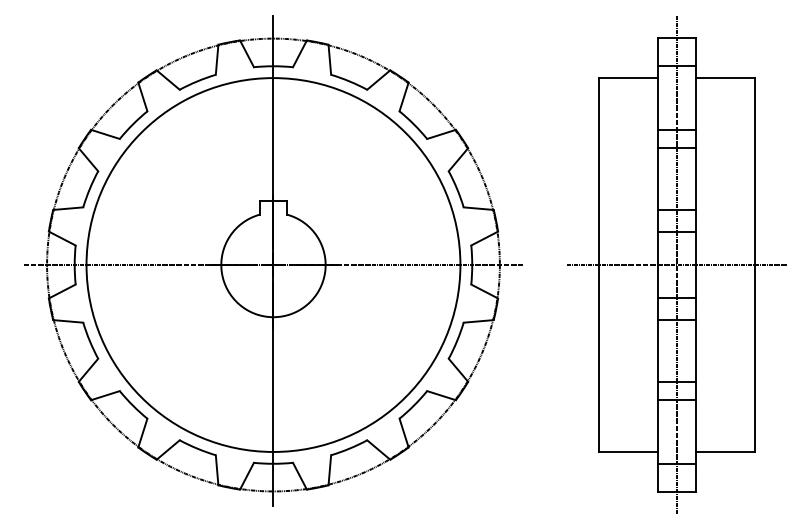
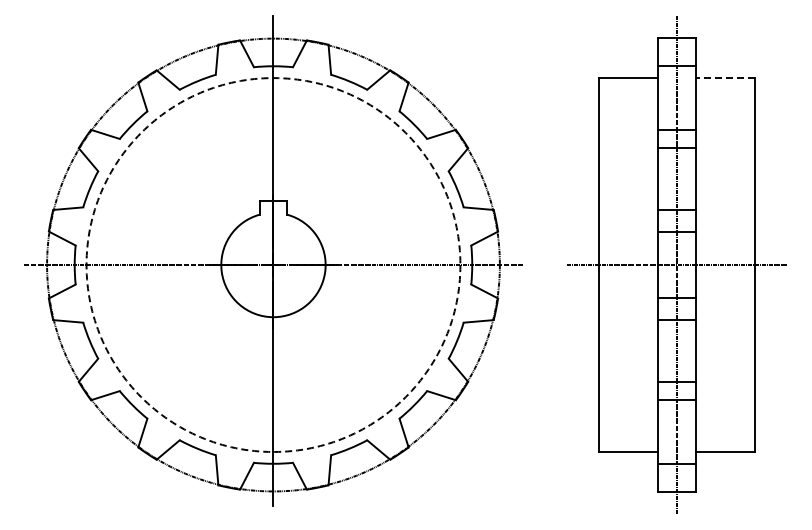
line: solid -> dashed (725, 78)
circle: solid -> dashed (273, 264)
